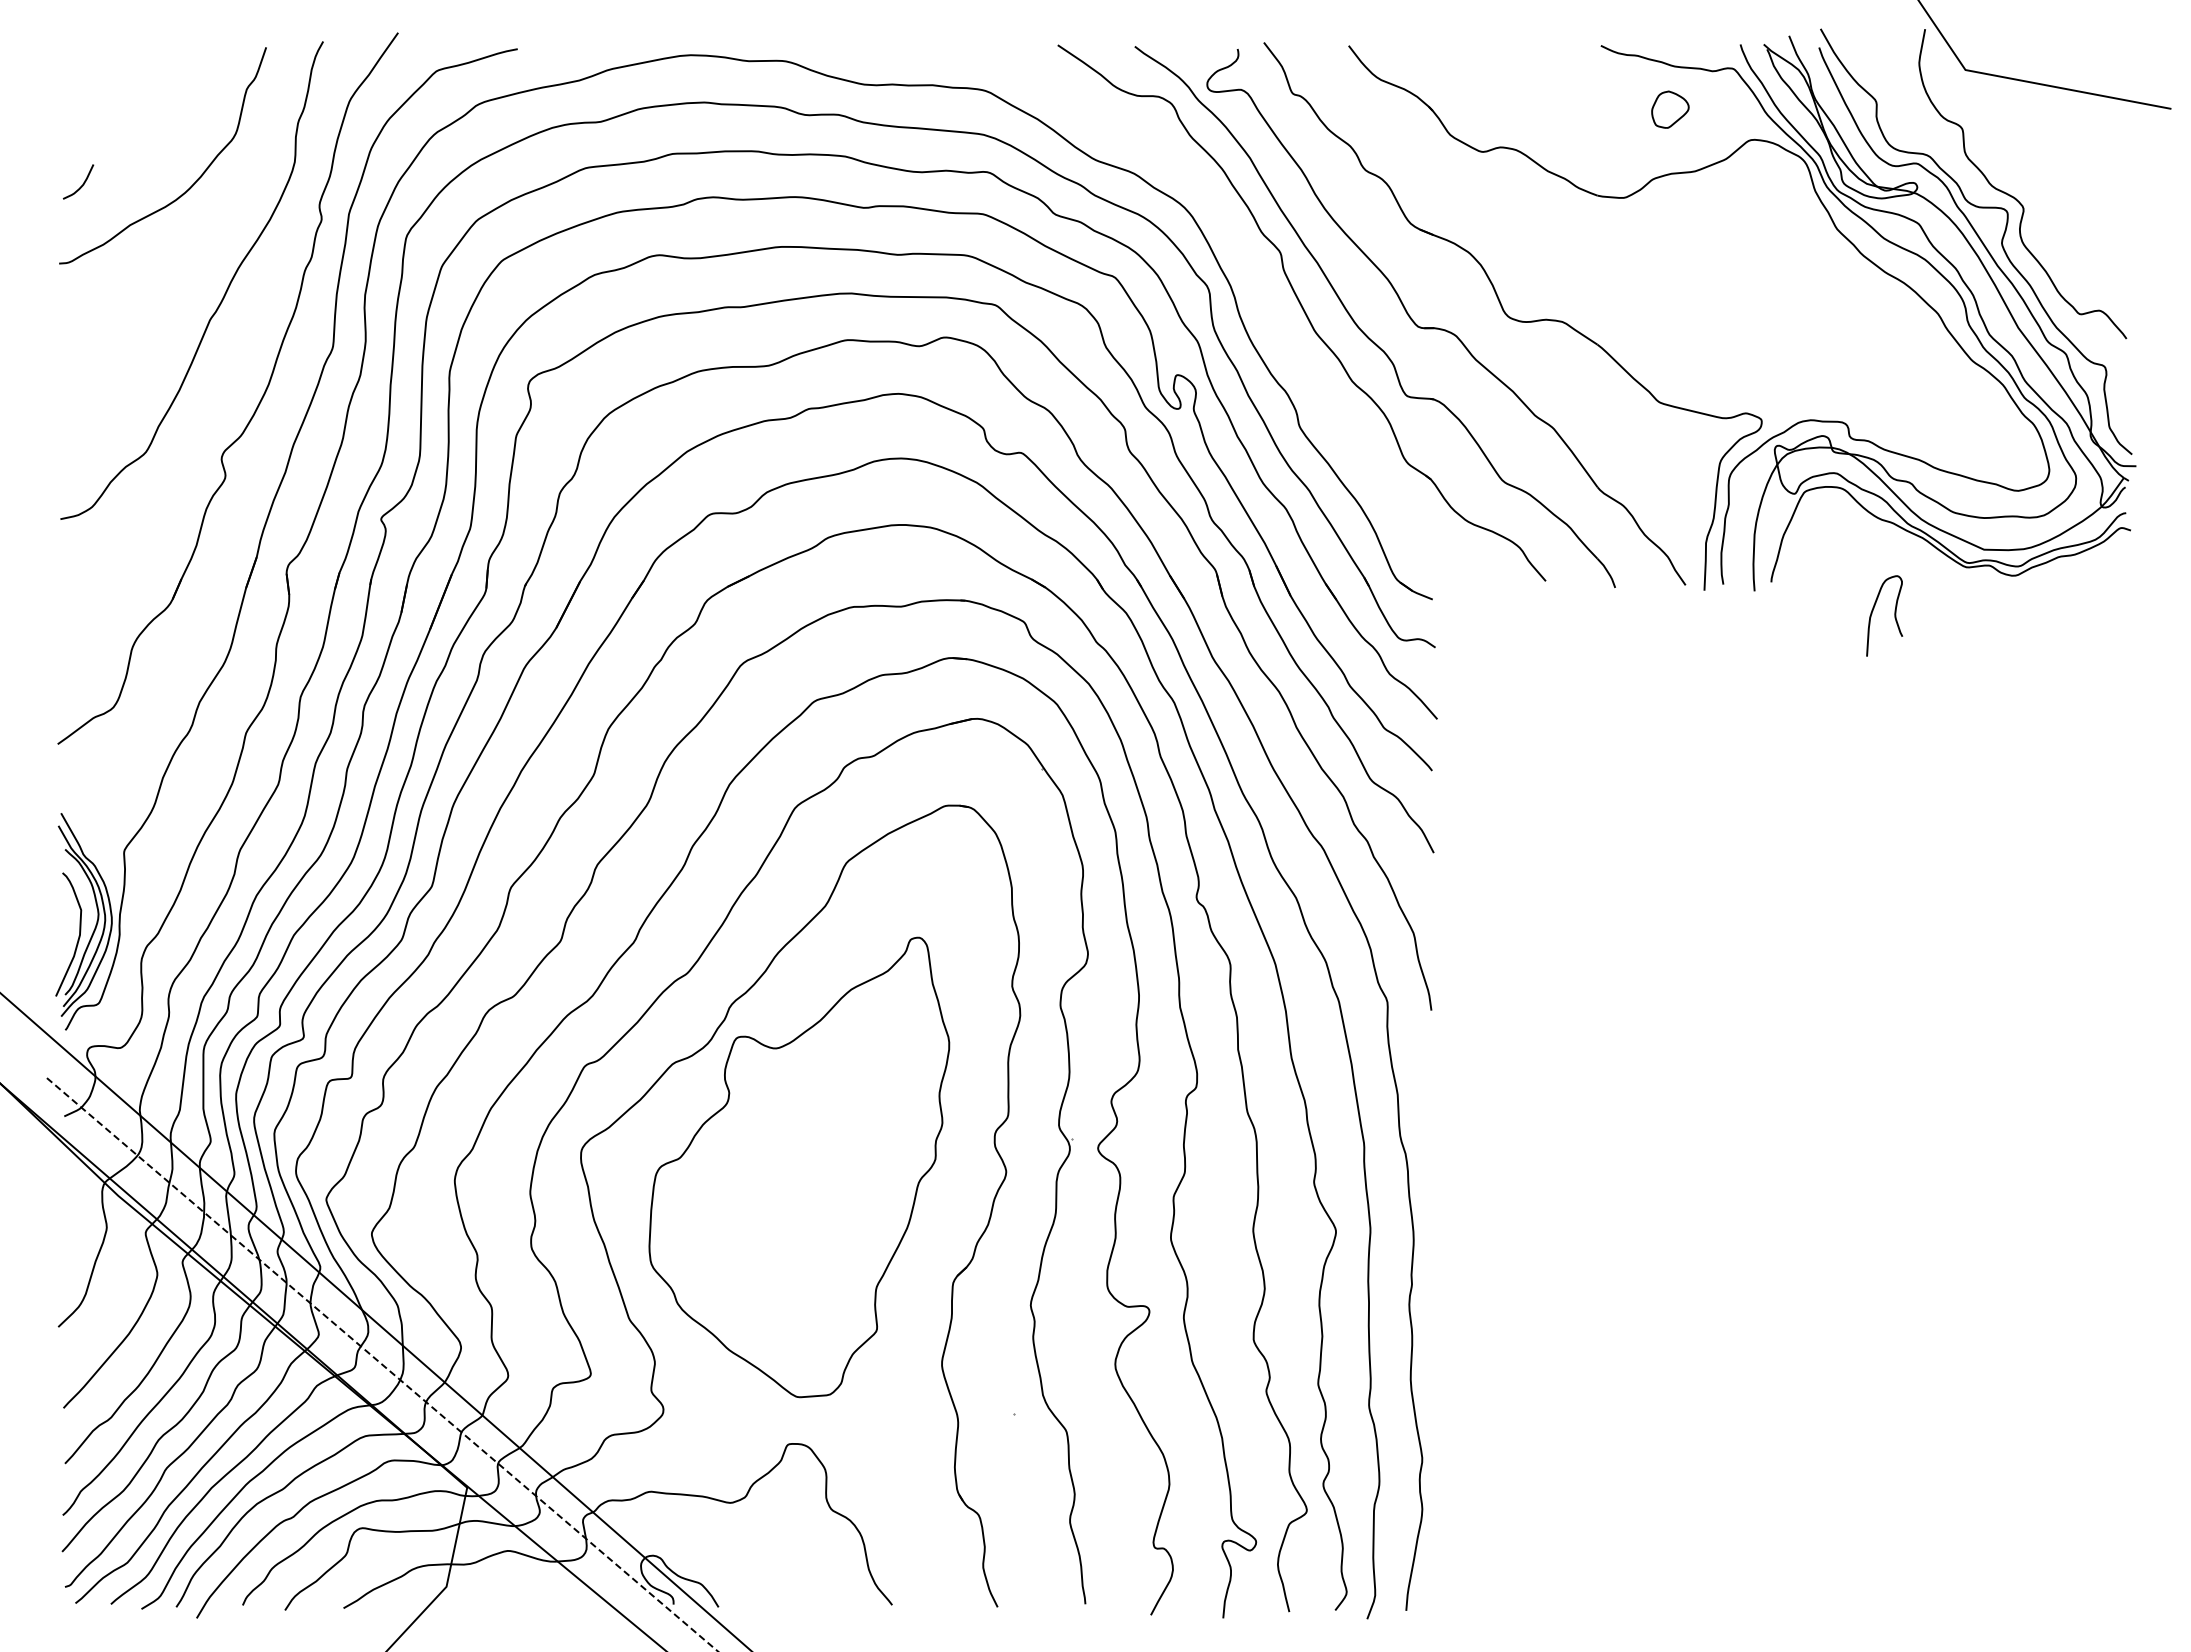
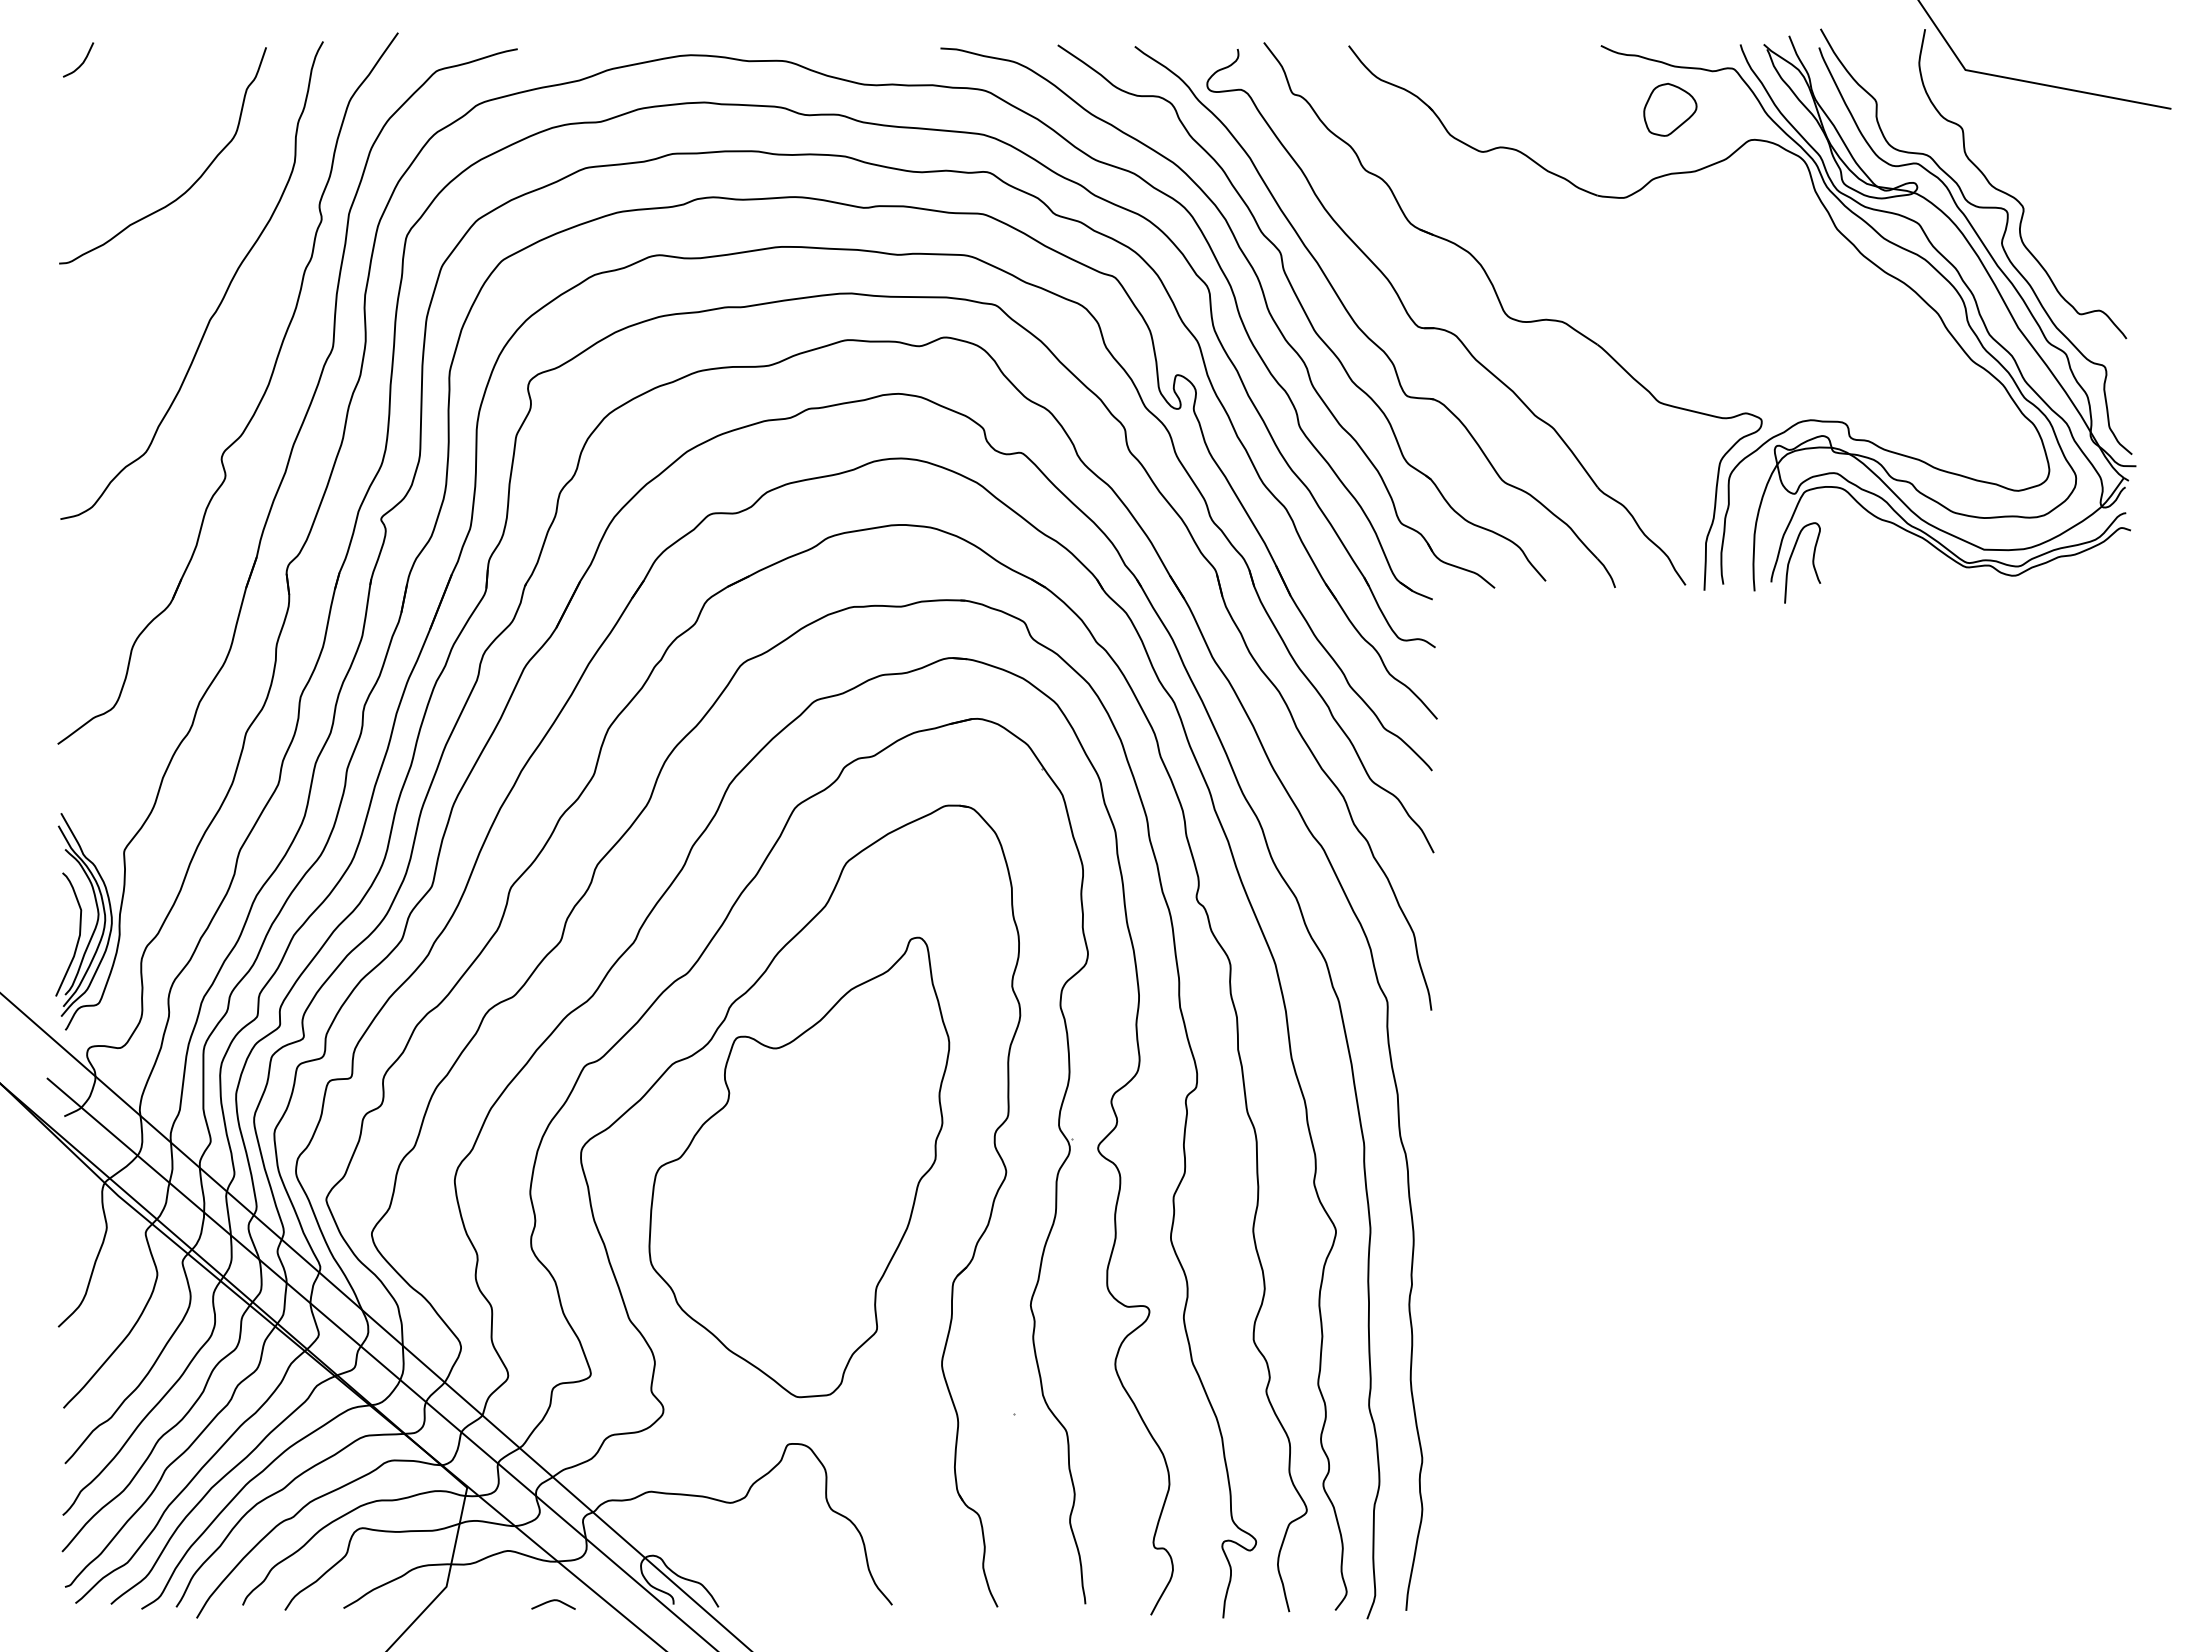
part size: 39x39 px -> 55x55 px (1670, 109)
curve position: (82, 184) -> (82, 62) (82, 62)
part: none -> present (1265, 305)
curve position: (1894, 615) -> (1812, 562) (1812, 562)
line: dashed -> solid (383, 1365)
curve: none -> present (553, 1601)
